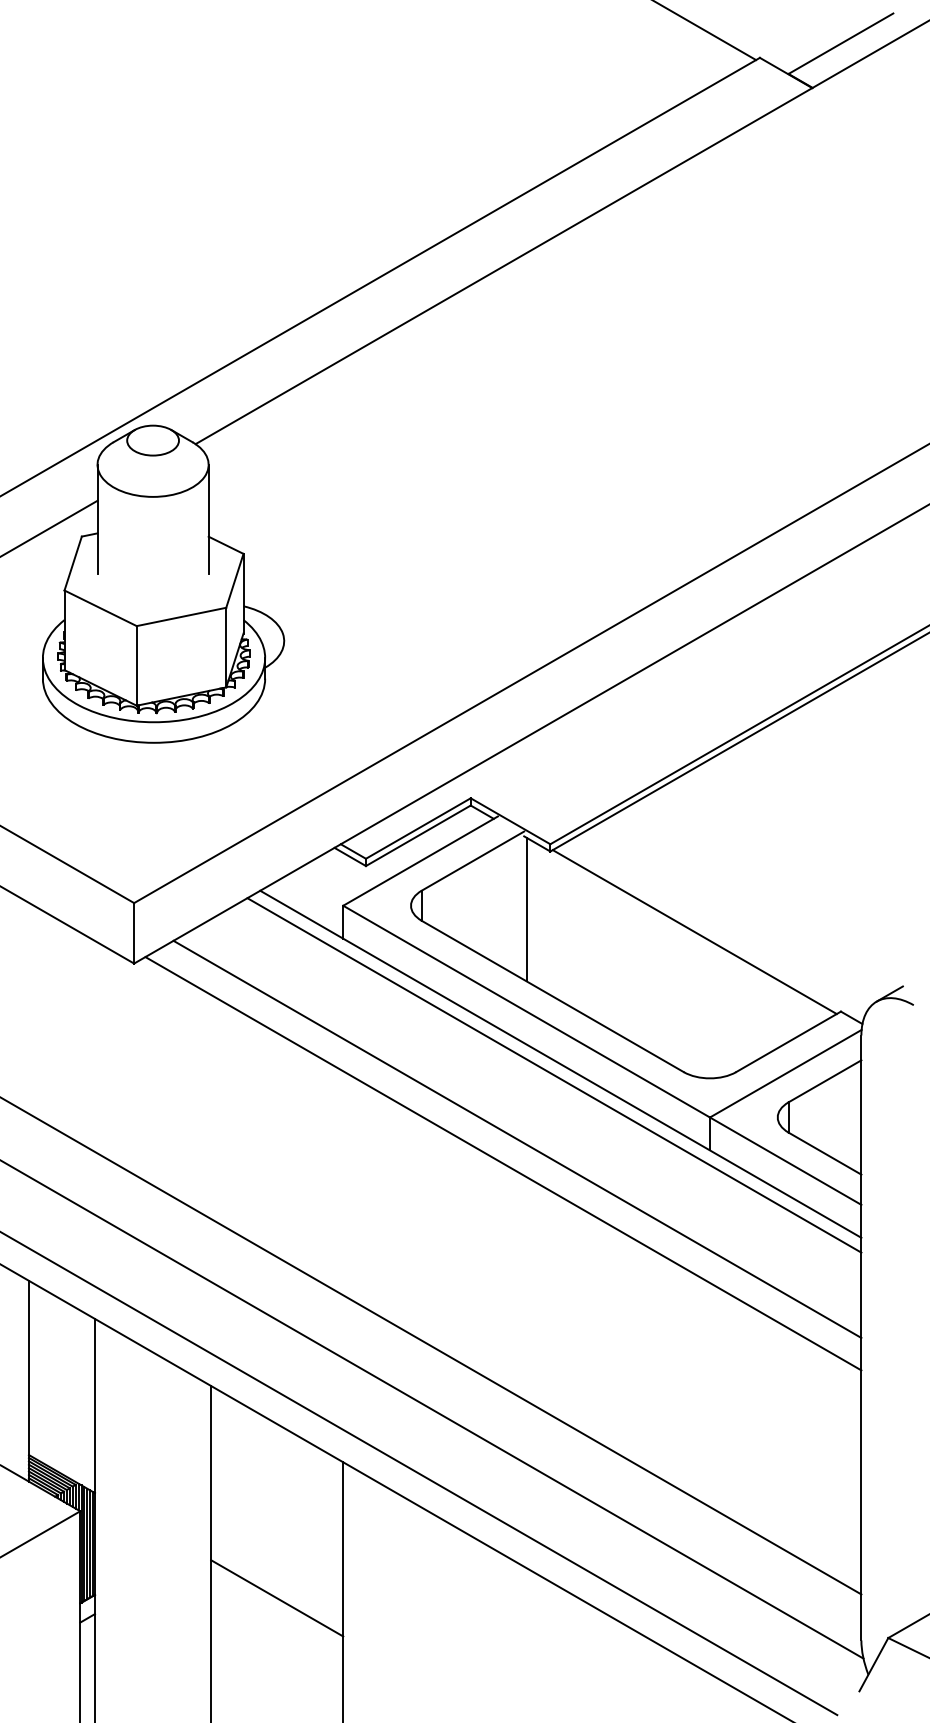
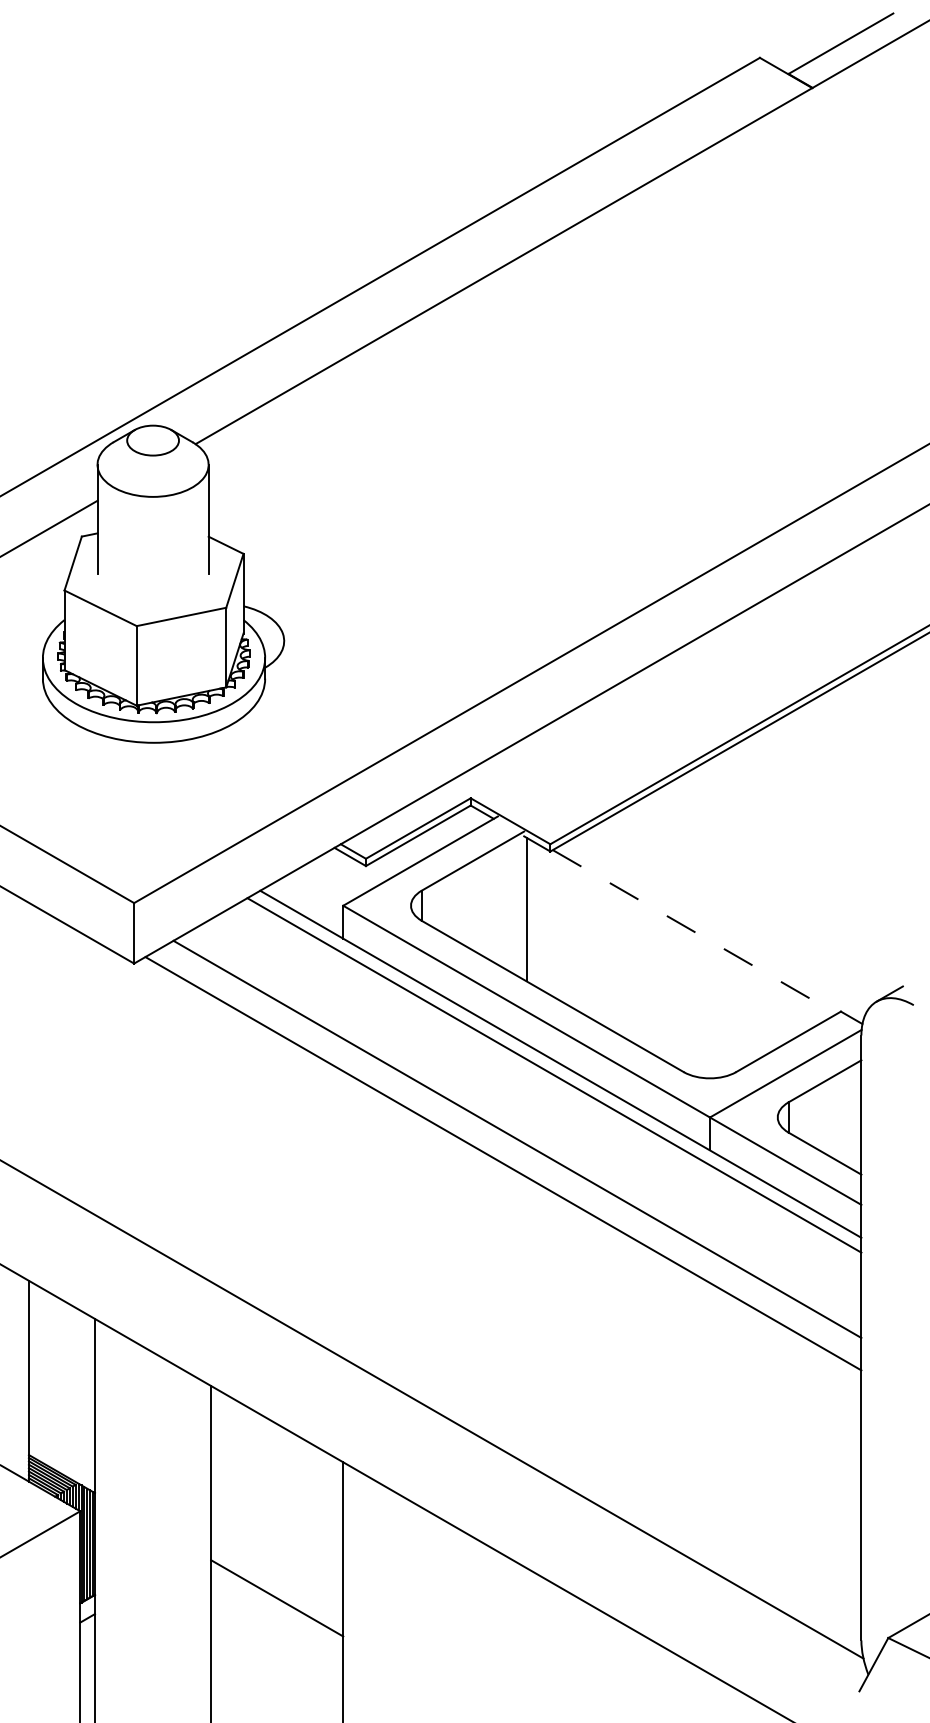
line: present -> none (705, 31)
line: solid -> dashed (694, 932)
line: present -> none (431, 1346)
line: present -> none (419, 1474)
